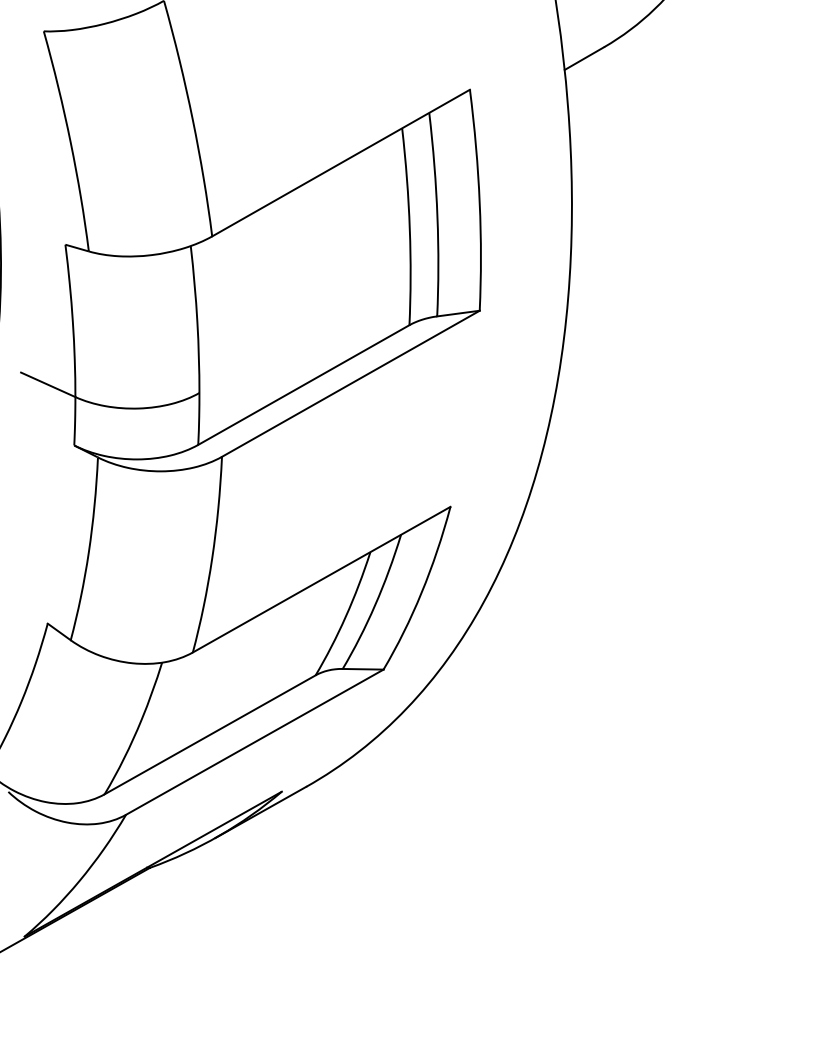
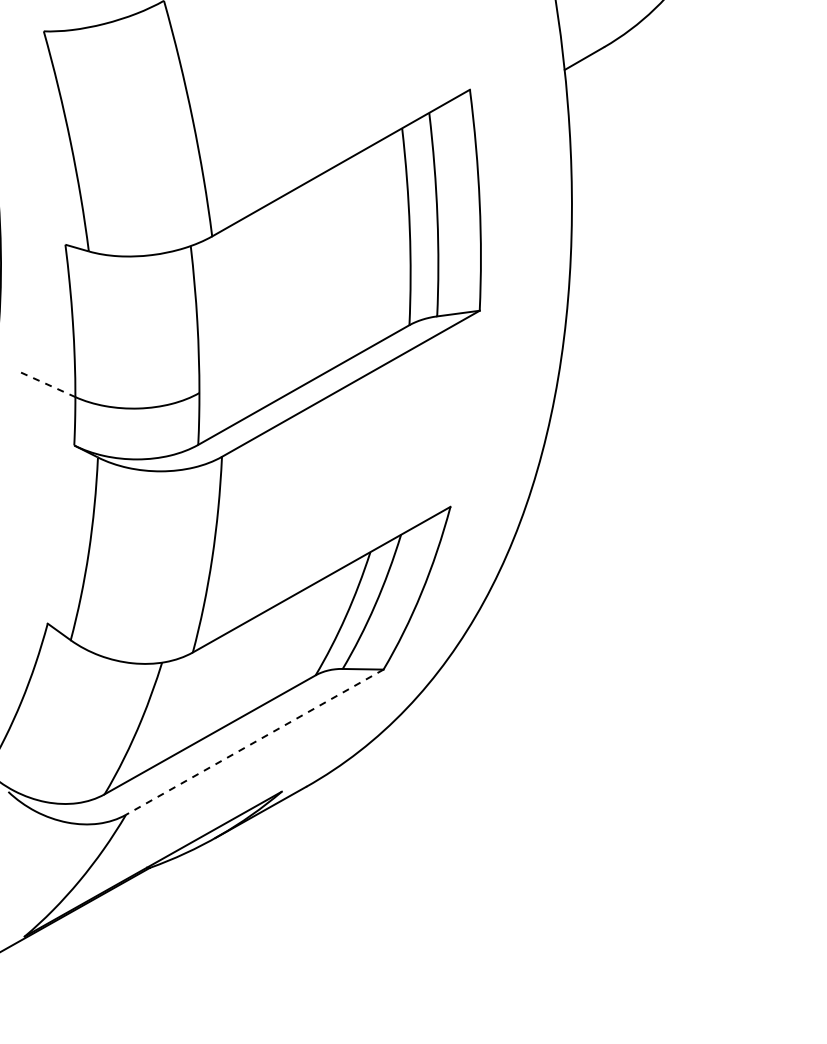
line: solid -> dashed (48, 384)
line: solid -> dashed (254, 742)
